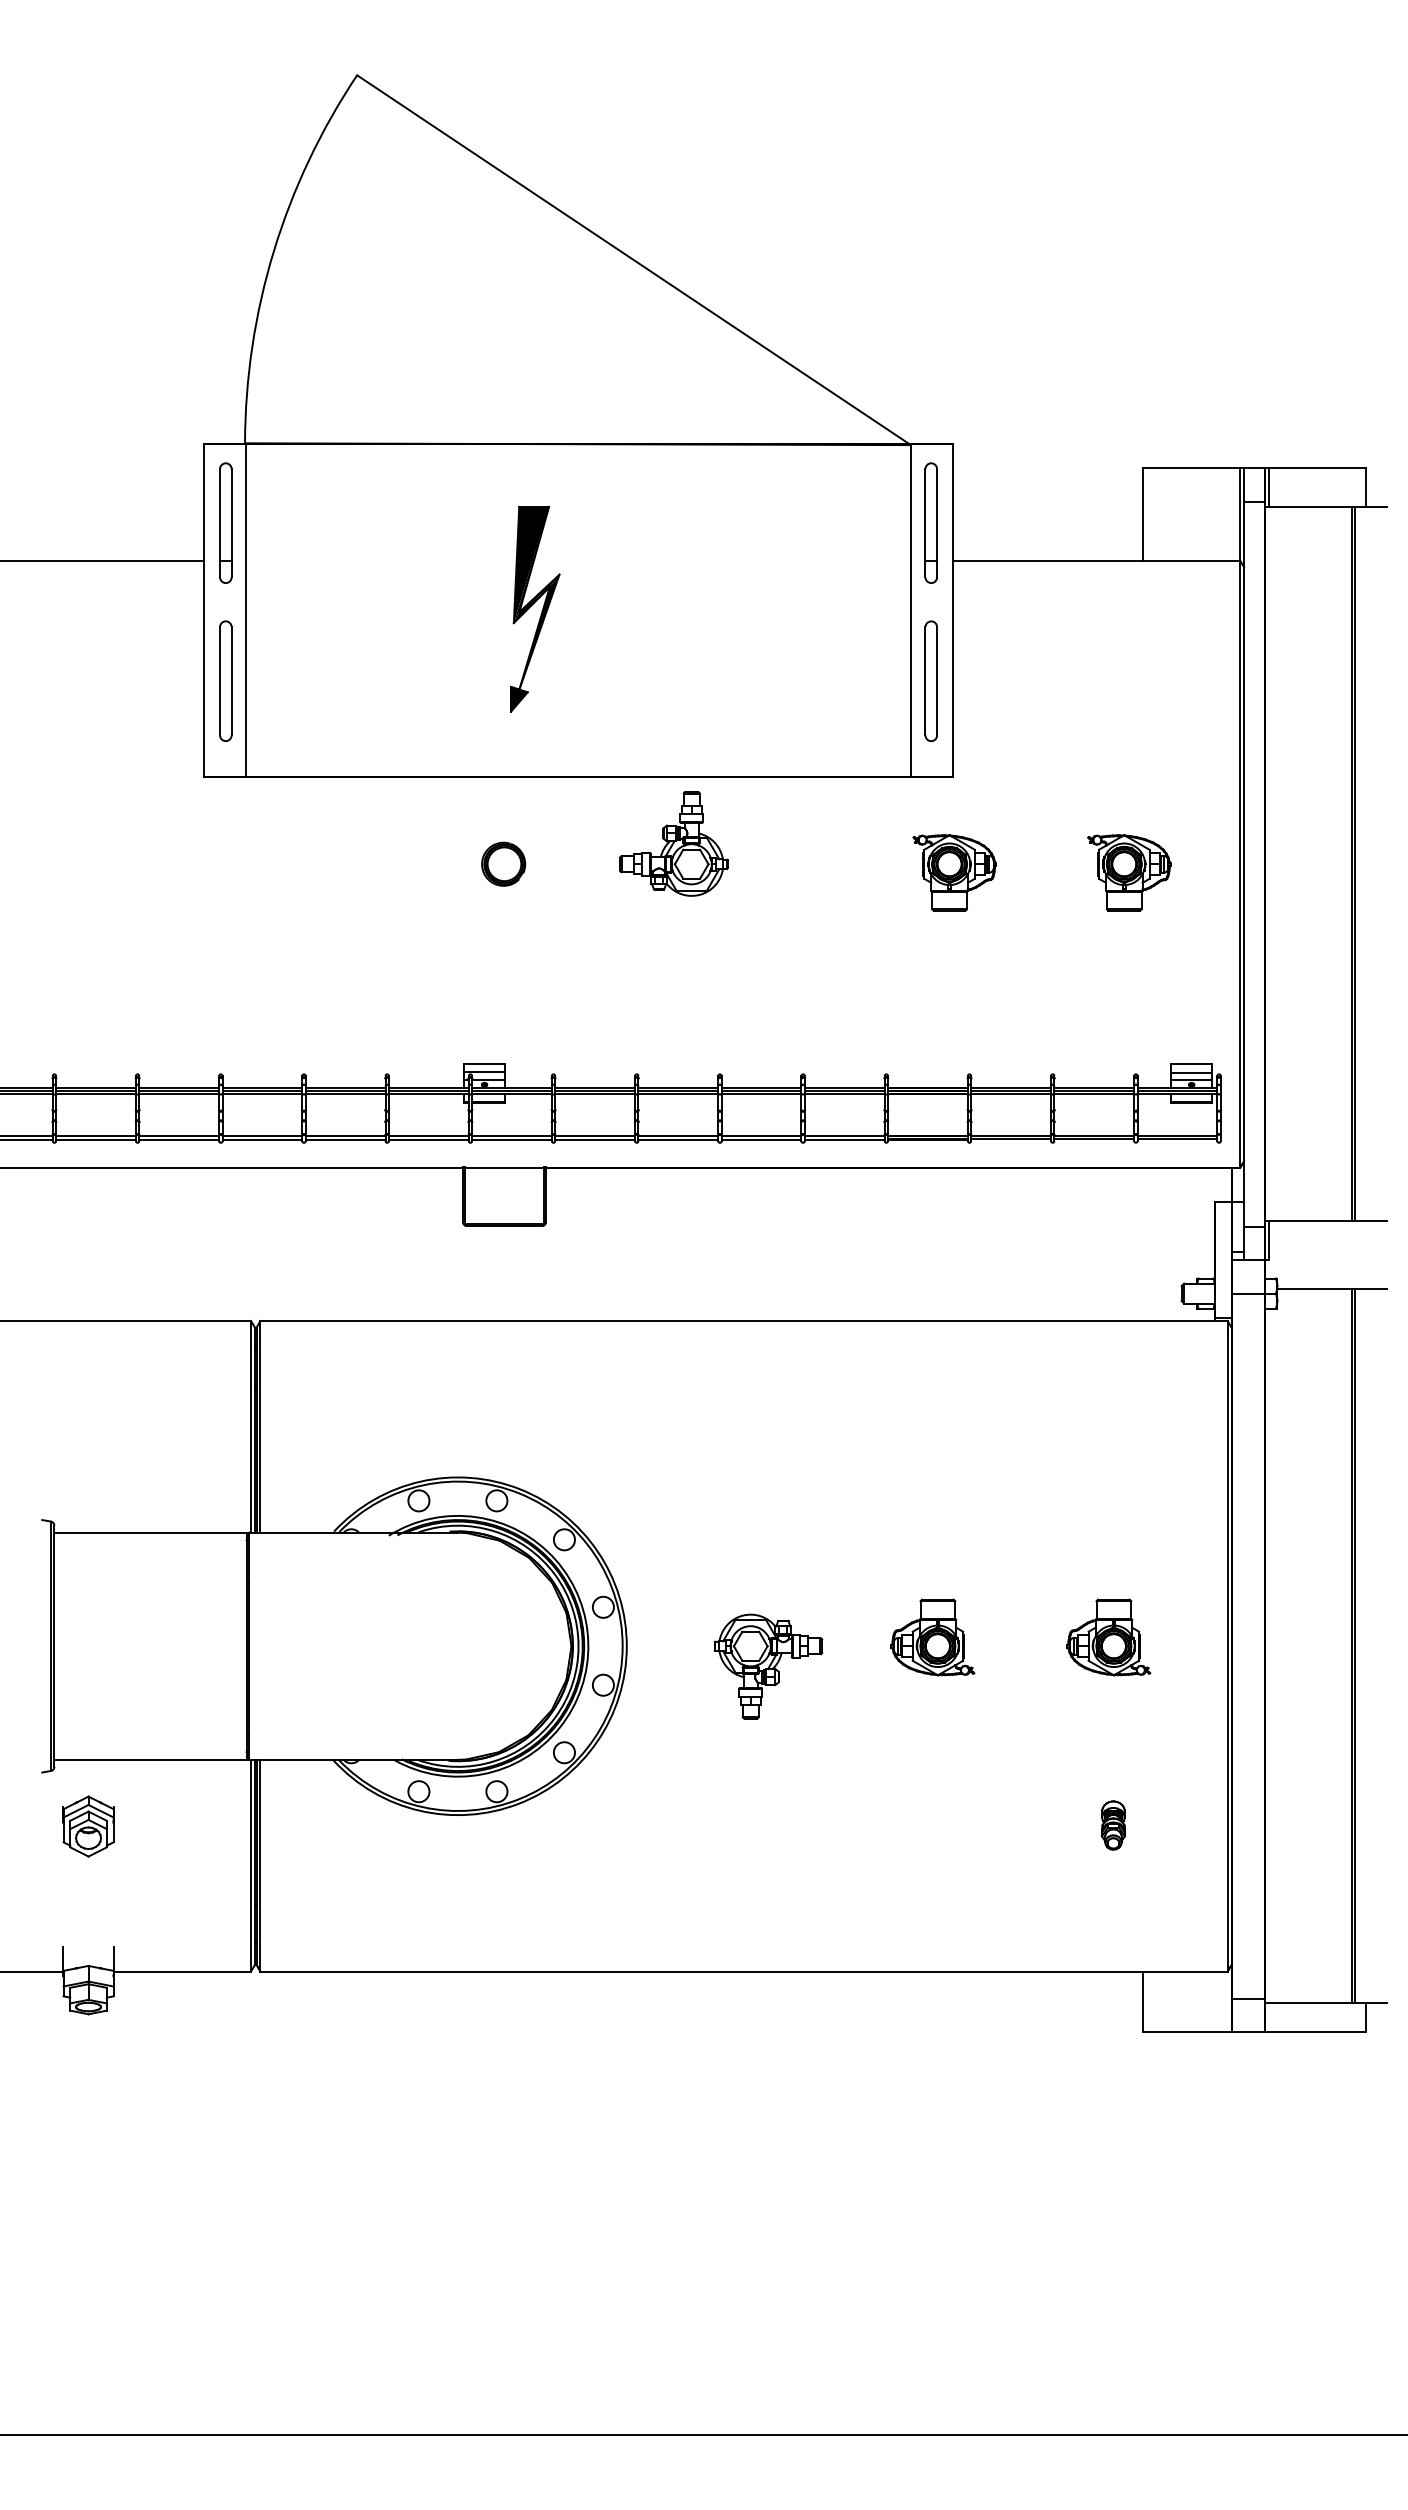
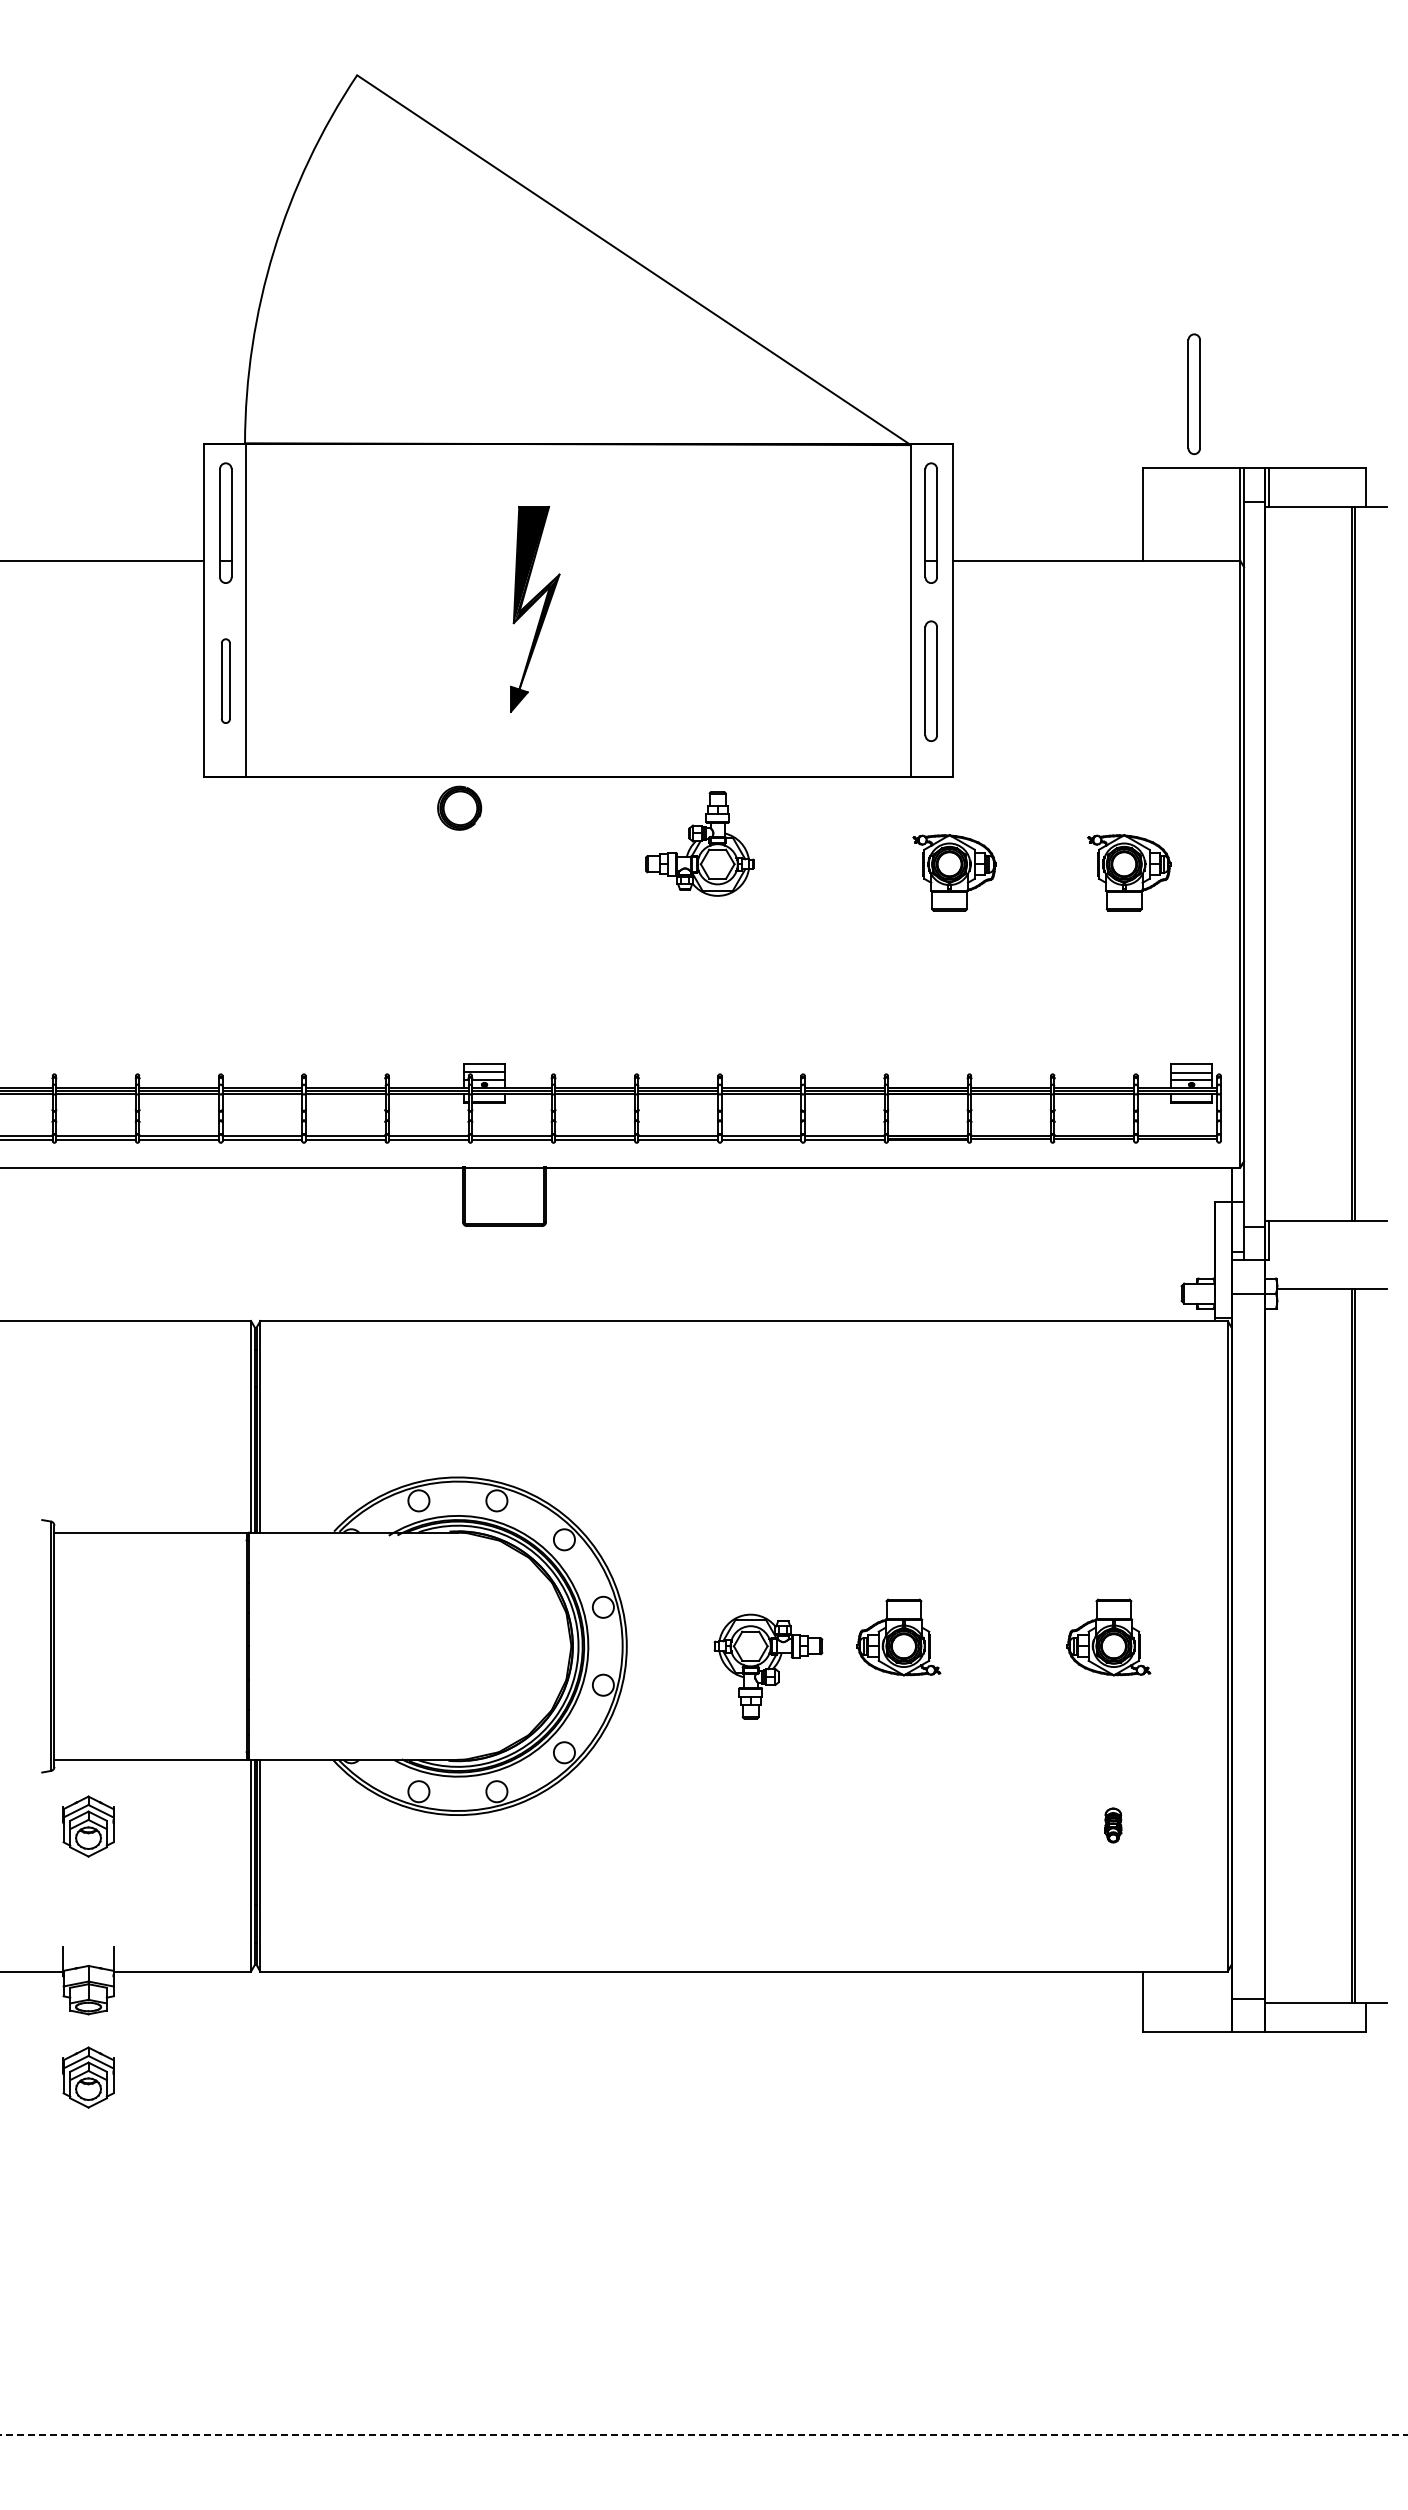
part: none -> present (1193, 393)
part size: 14x122 px -> 10x86 px (225, 680)
part position: (673, 843) -> (699, 843) (699, 843)
part position: (503, 863) -> (459, 807) (459, 807)
part position: (932, 1637) -> (898, 1637) (898, 1637)
part size: 26x51 px -> 19x37 px (1113, 1825)
part: none -> present (88, 2077)
line: solid -> dashed (704, 2434)
